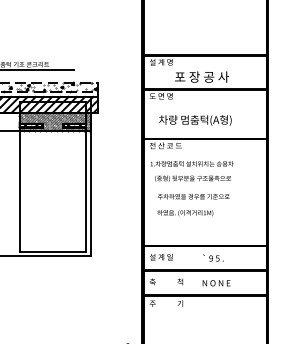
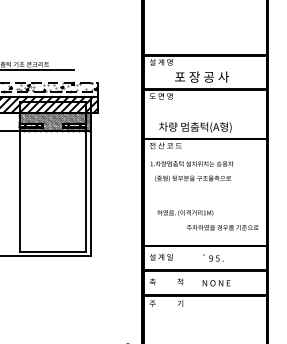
text position: (195, 120) -> (195, 127) (195, 127)
text position: (193, 196) -> (222, 227) (222, 227)
